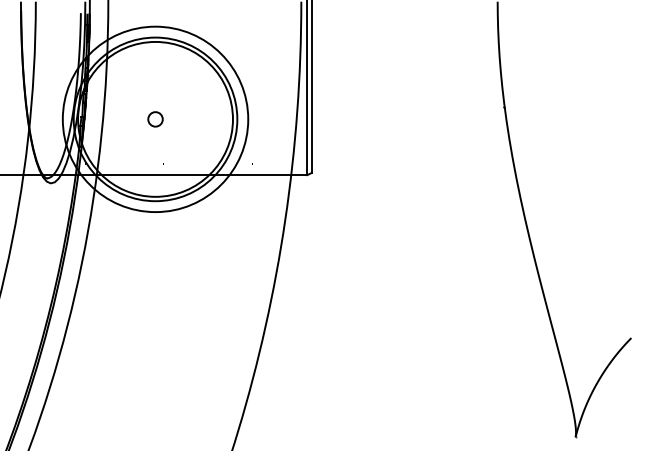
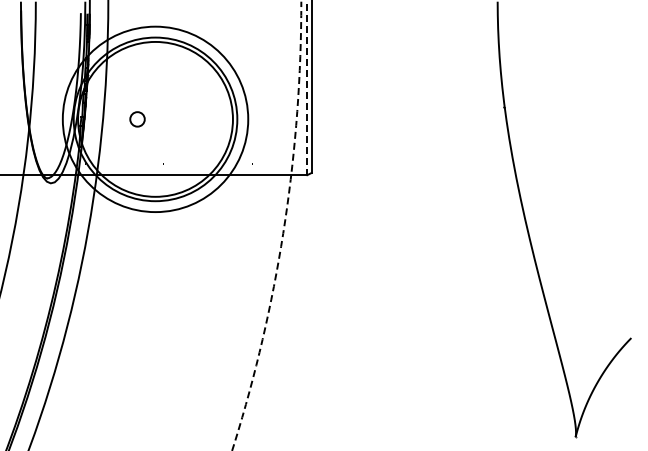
line: solid -> dashed (307, 88)
circle position: (155, 119) -> (137, 119) (137, 119)
arc: solid -> dashed (284, 227)
